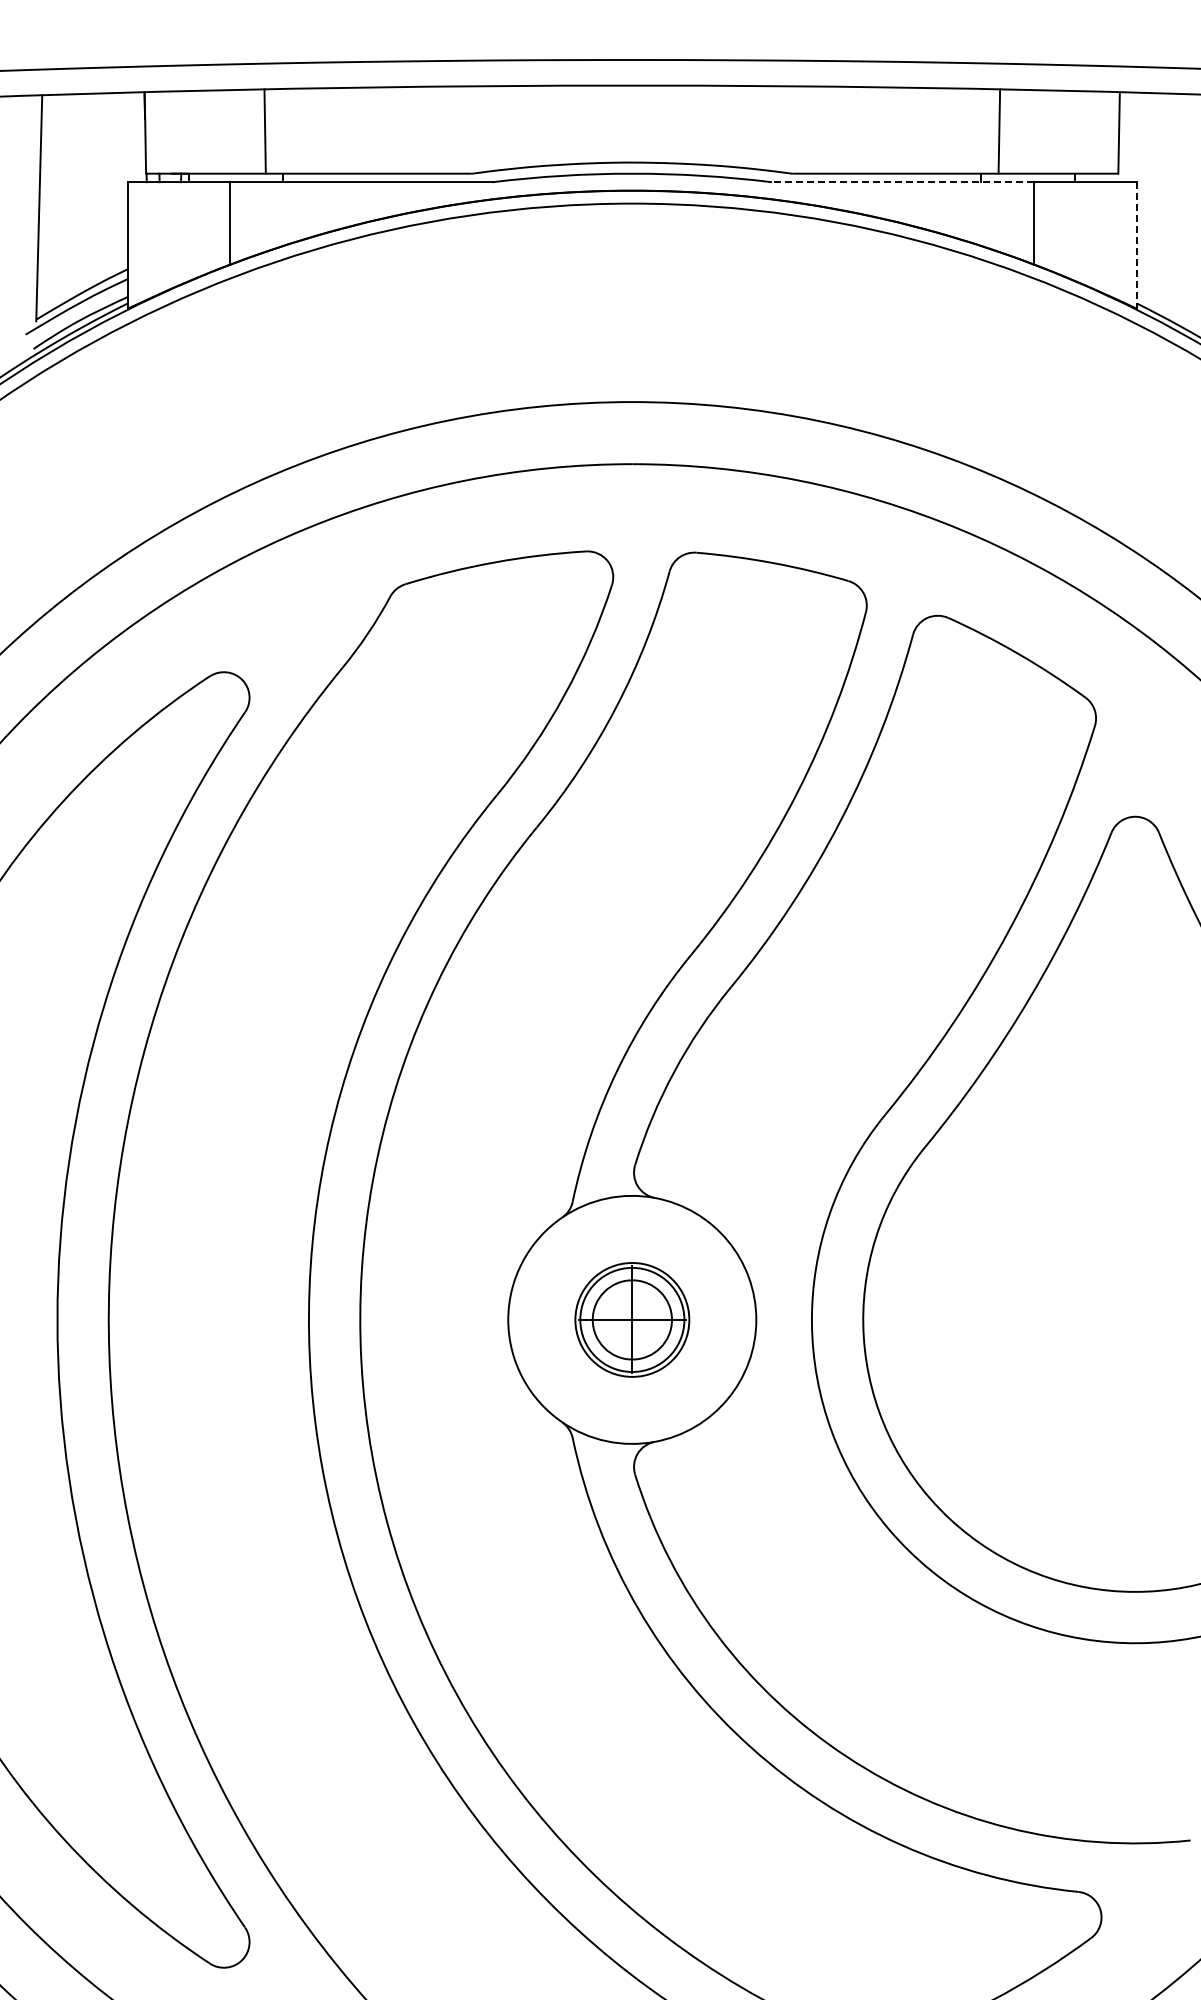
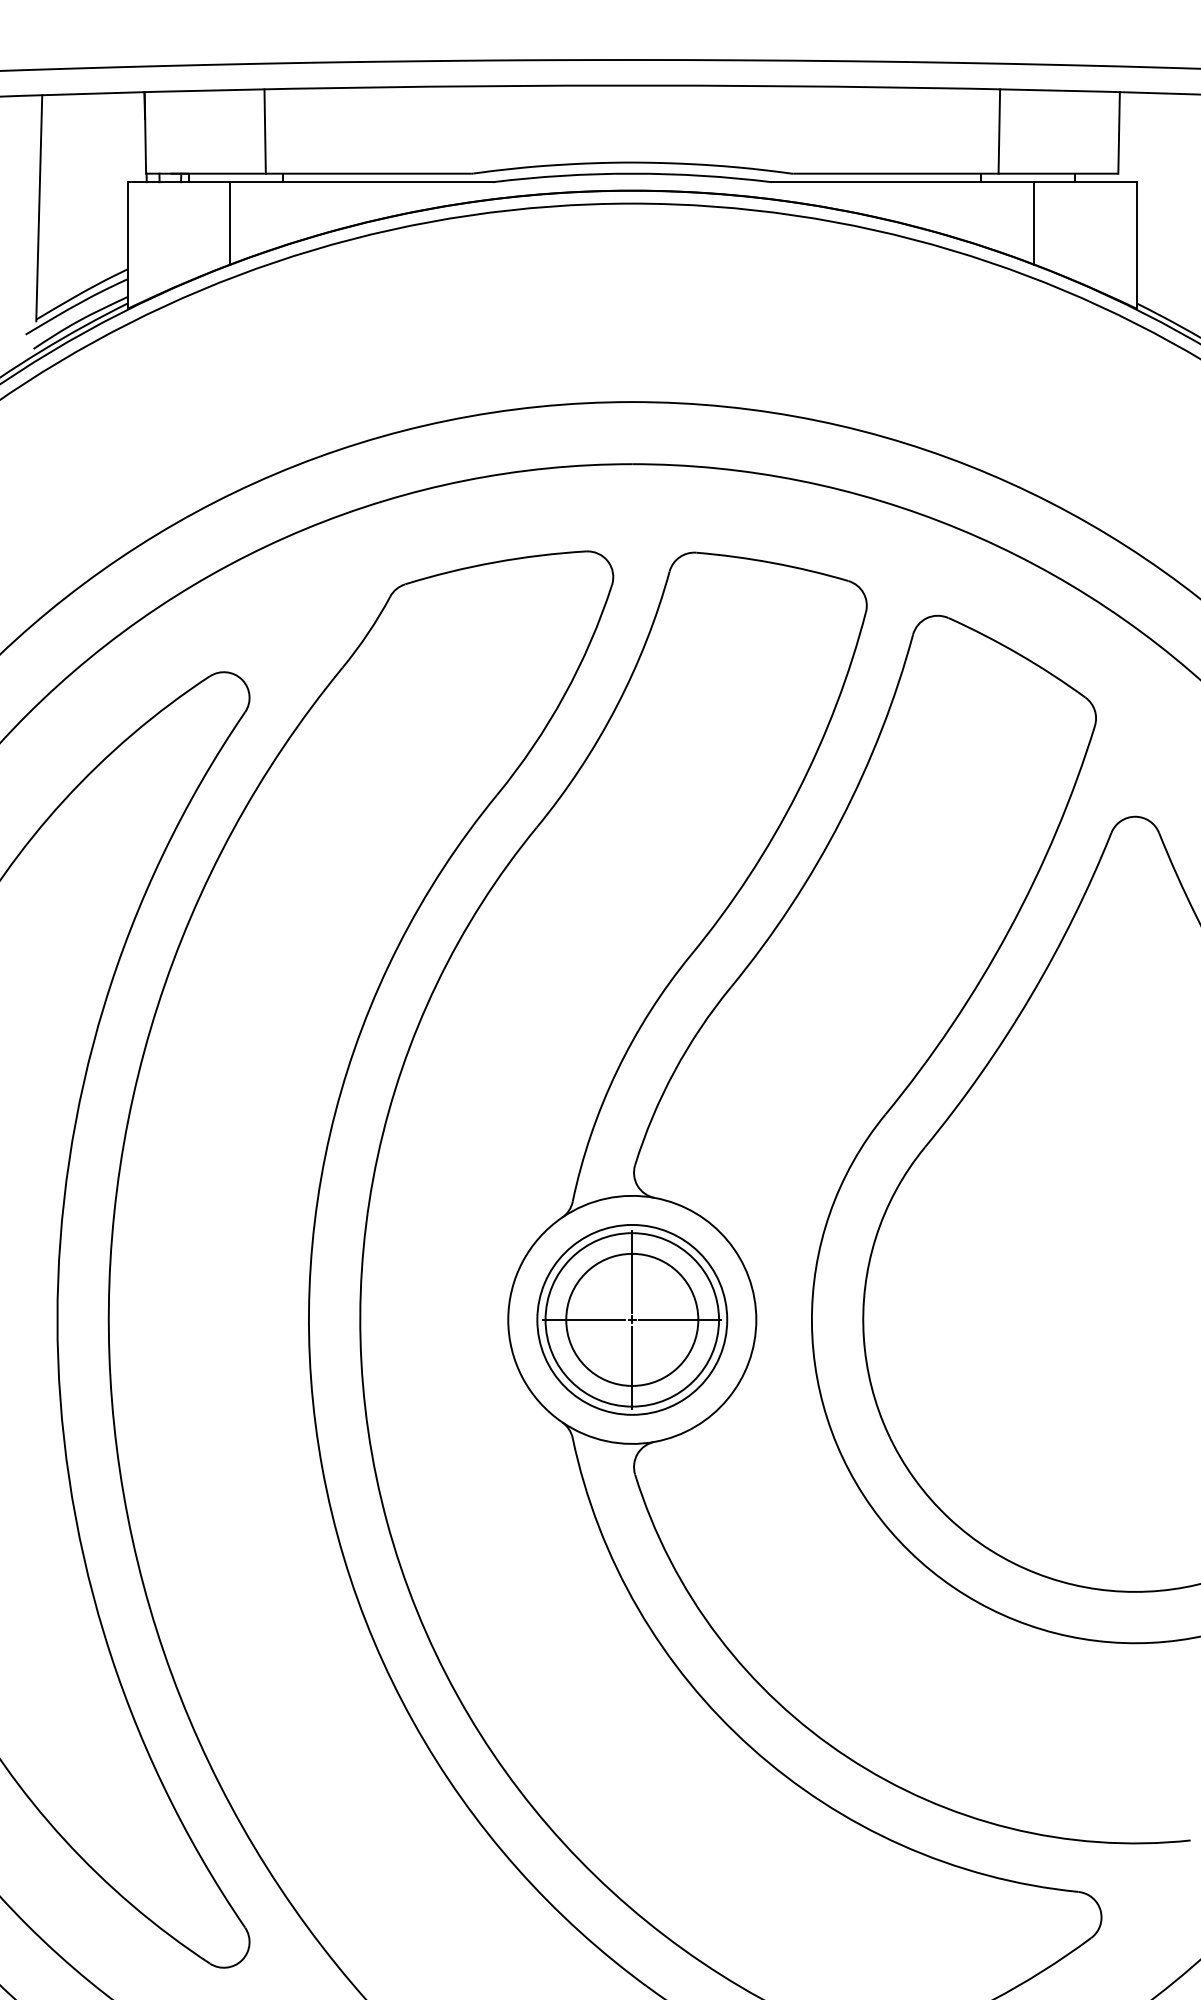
line: dashed -> solid (902, 182)
line: dashed -> solid (1136, 245)
part size: 117x116 px -> 193x192 px (632, 1319)
